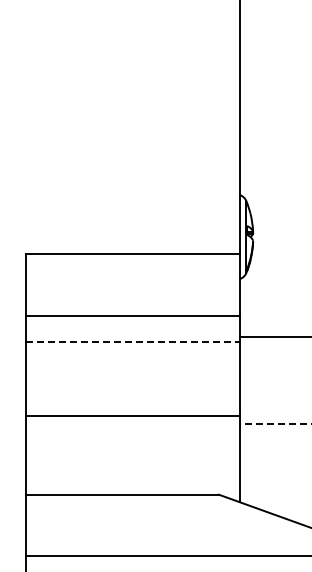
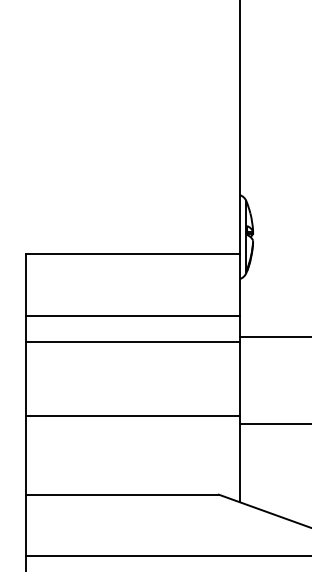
line: dashed -> solid (132, 341)
line: dashed -> solid (275, 423)
